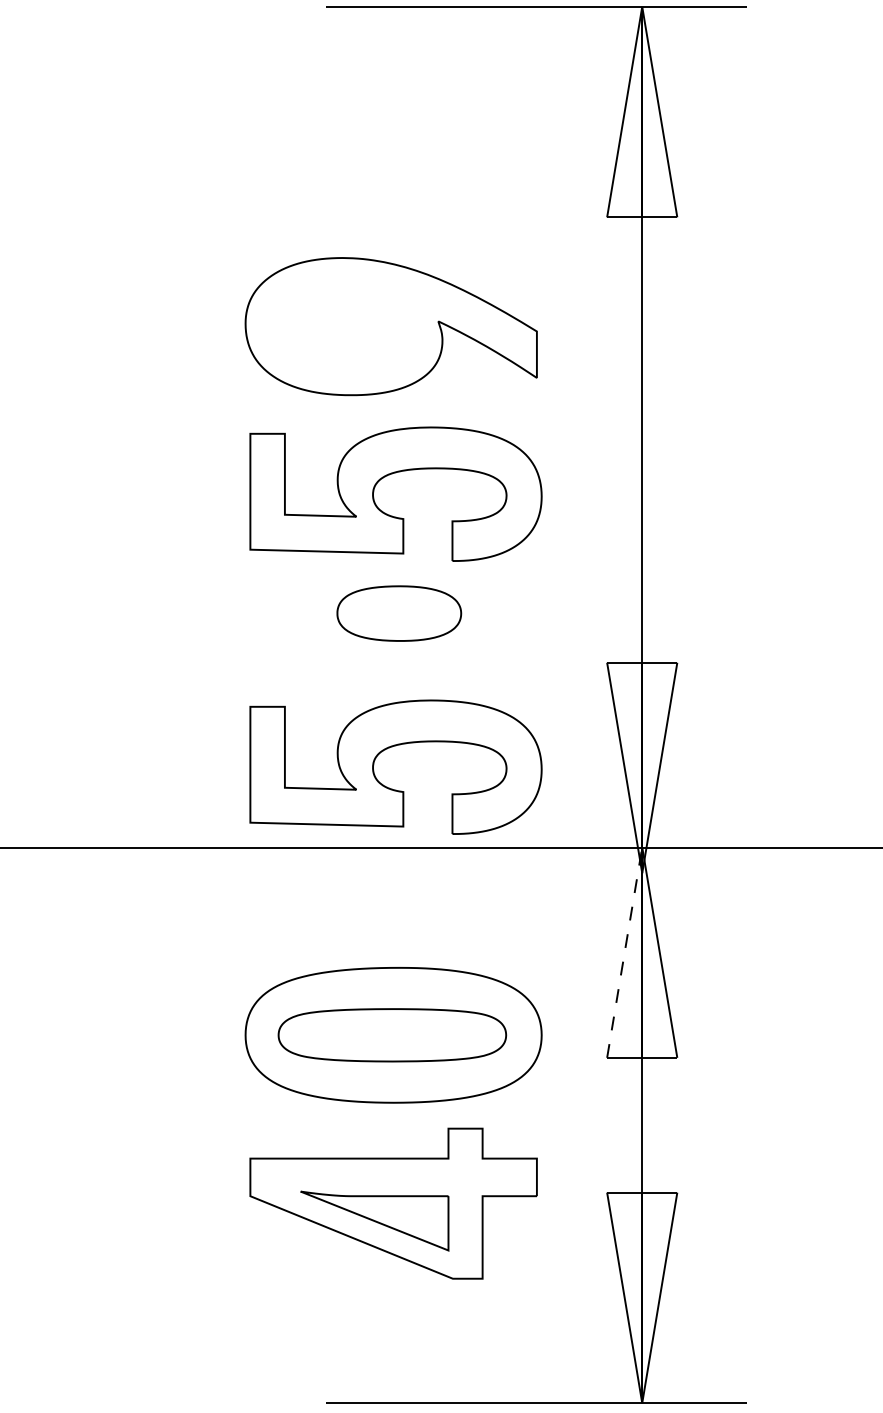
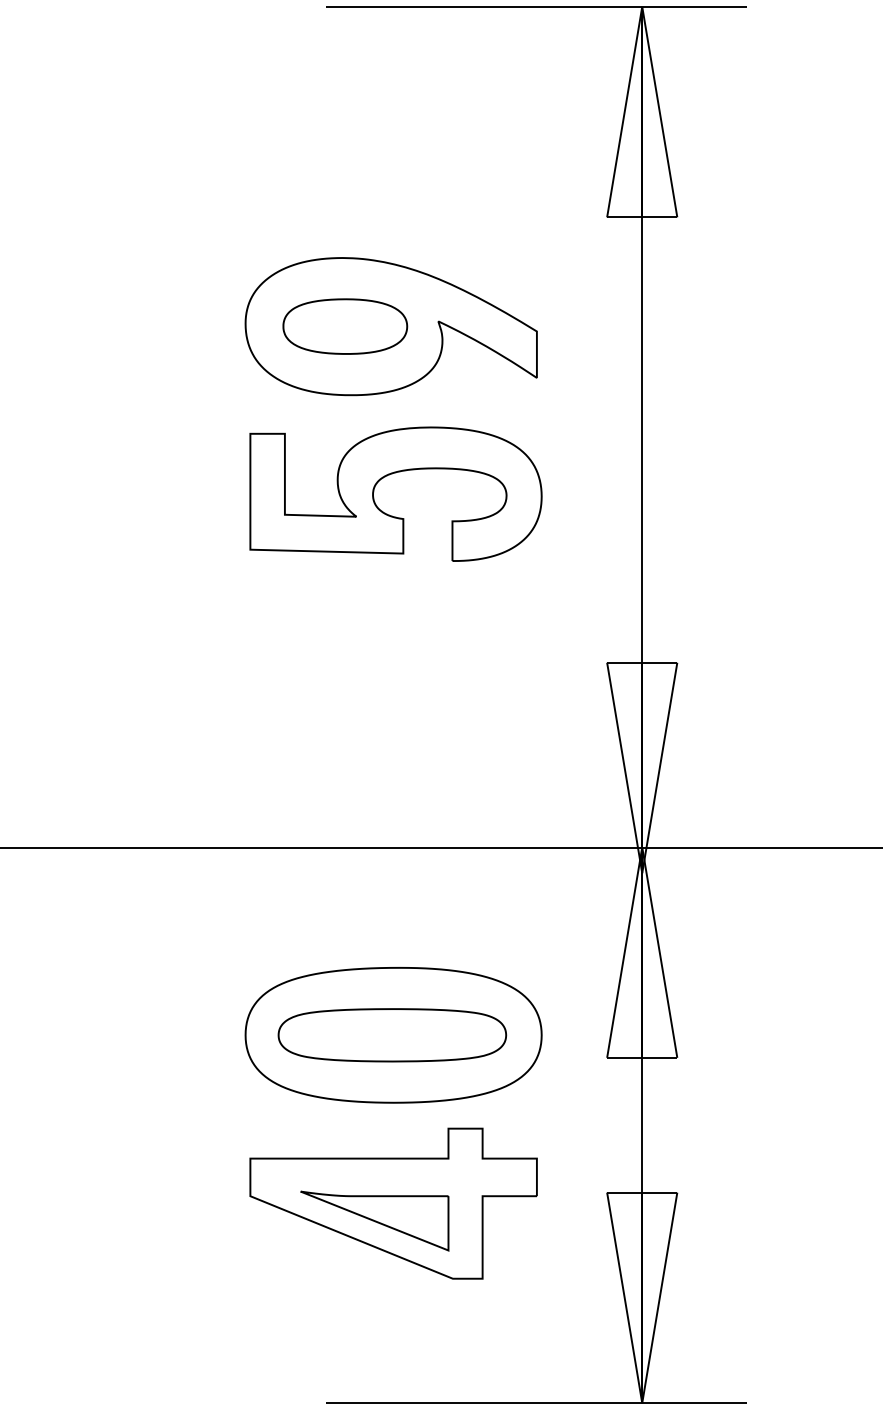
part position: (399, 613) -> (345, 326) (345, 326)
part: present -> none (387, 749)
line: dashed -> solid (624, 952)
